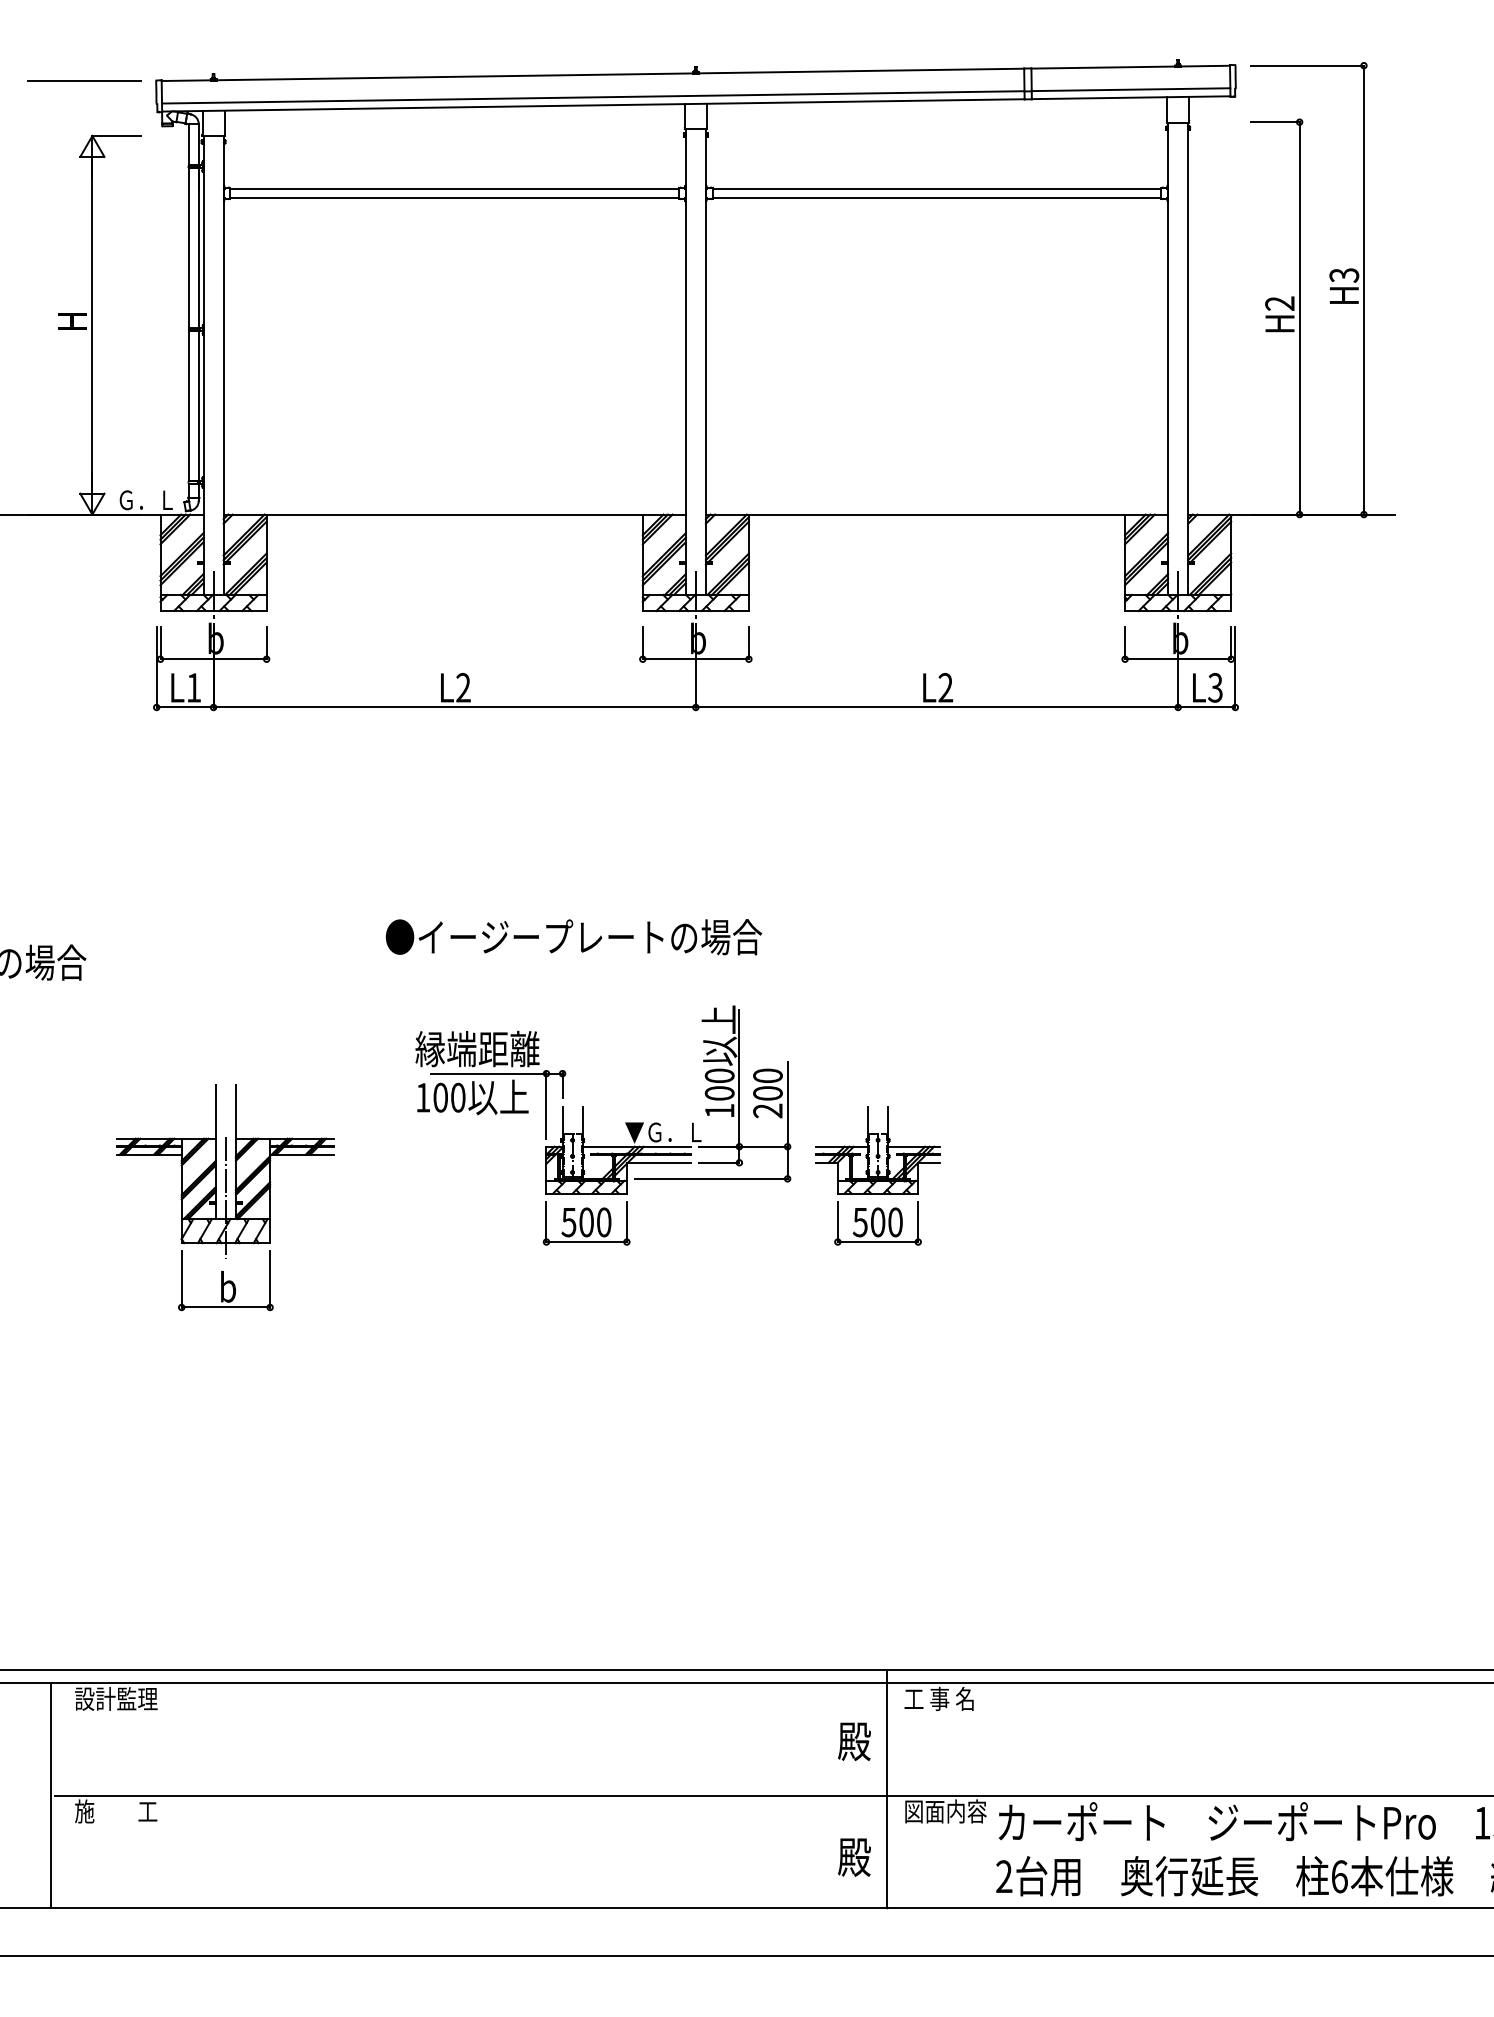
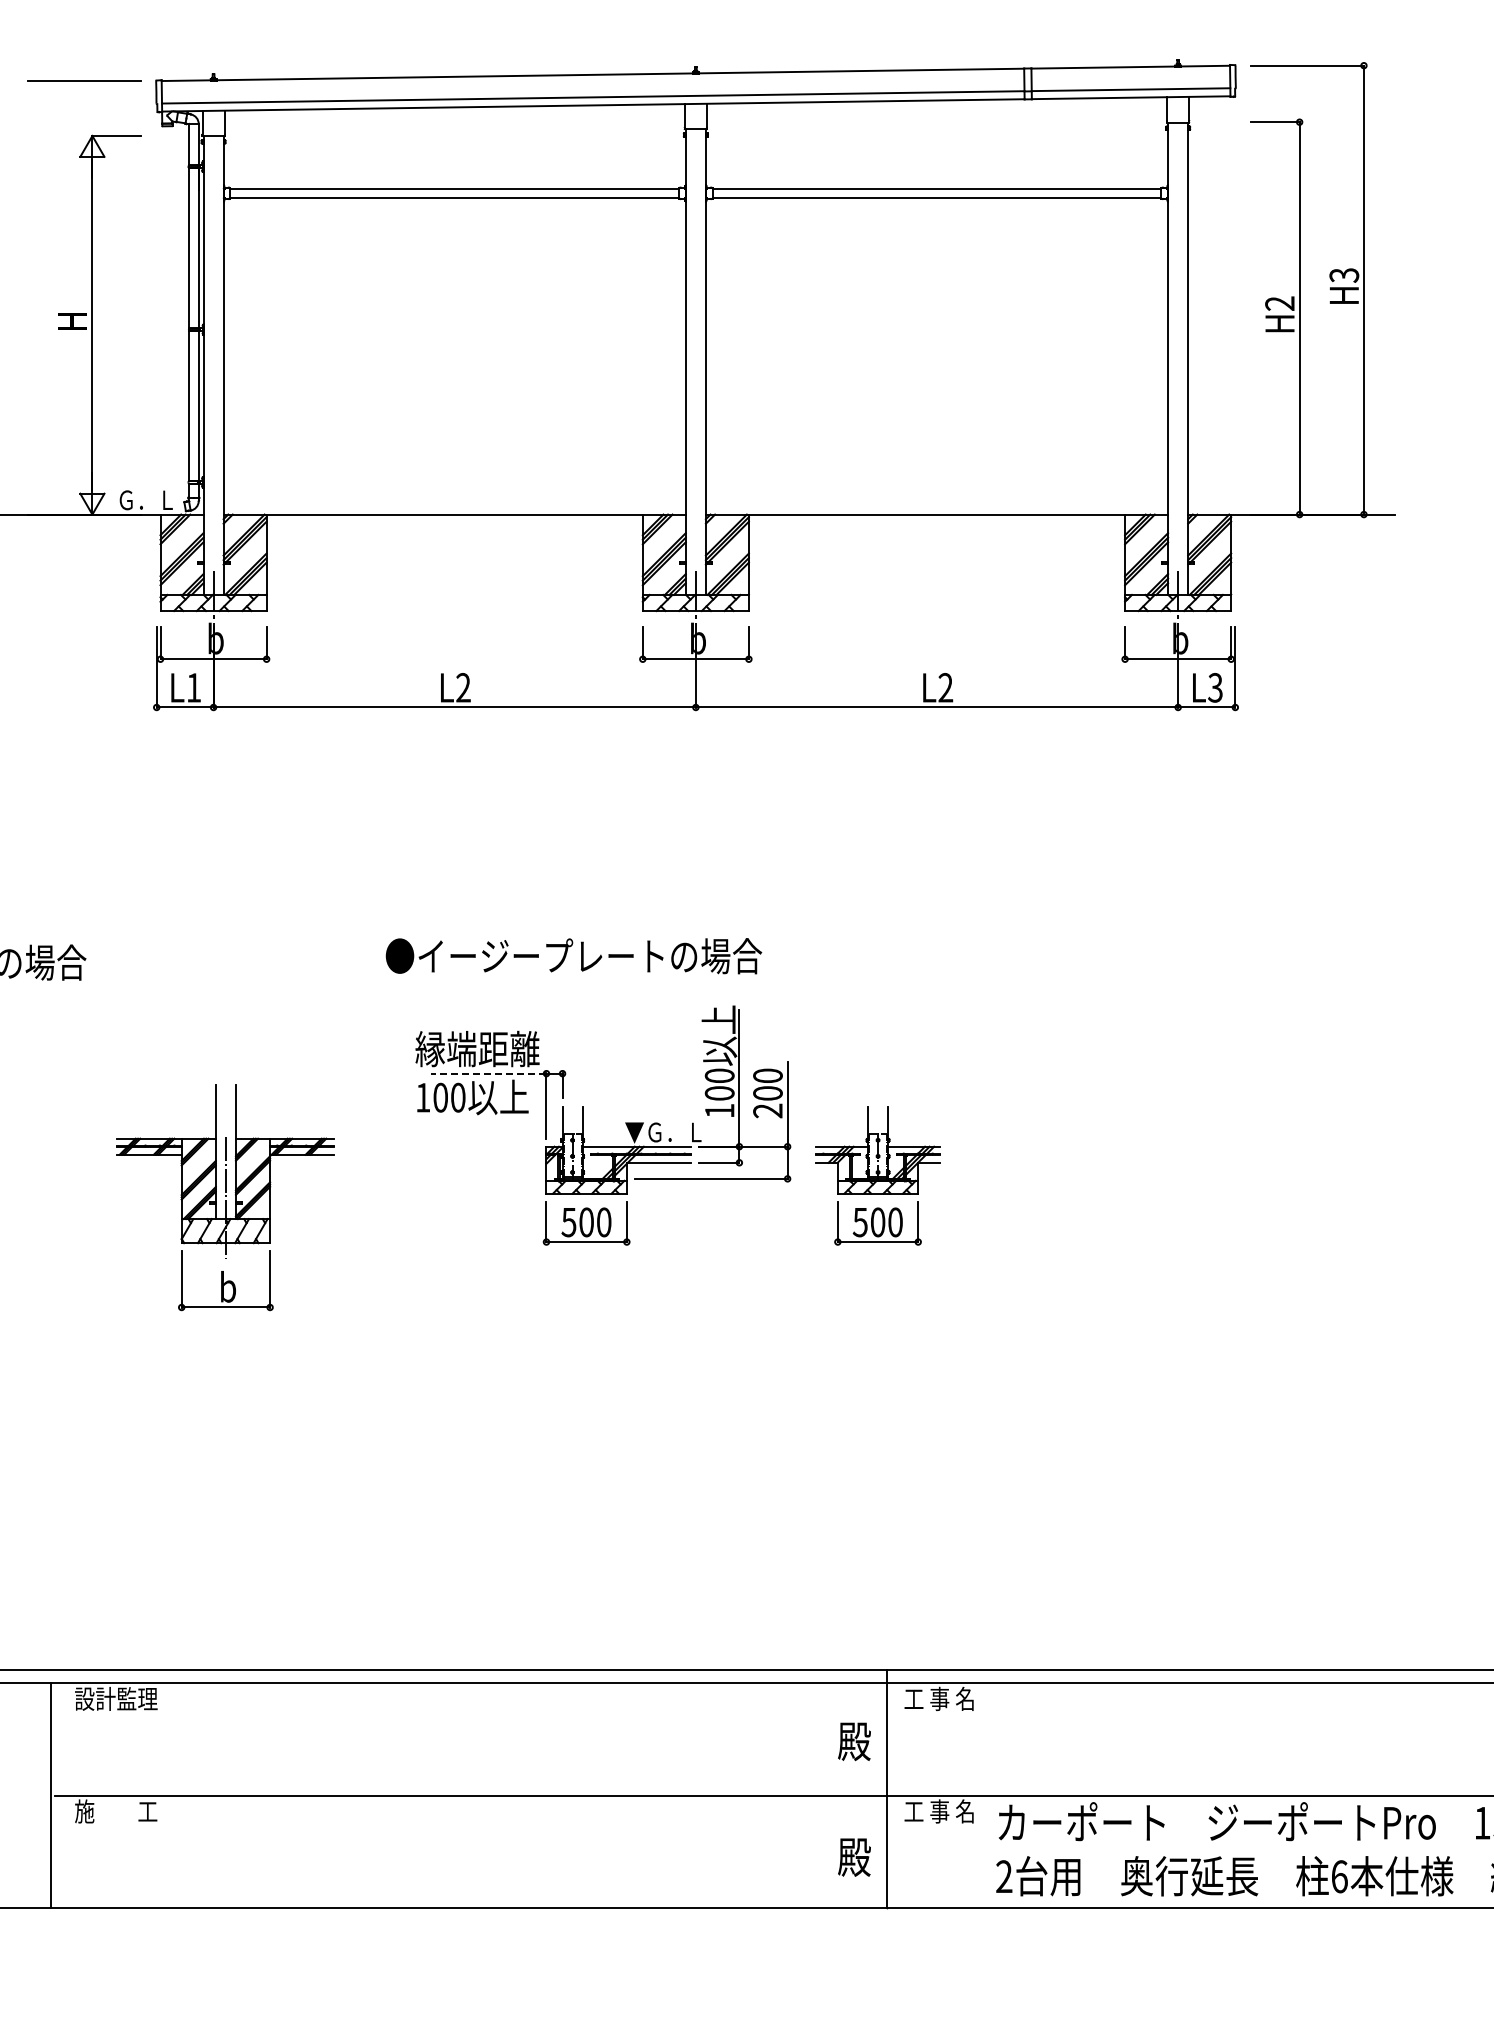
text position: (573, 937) -> (573, 956) (573, 956)
line: solid -> dashed (488, 1073)
text: 図面内容 -> 工 事 名 (945, 1811)
line: present -> none (746, 1956)
